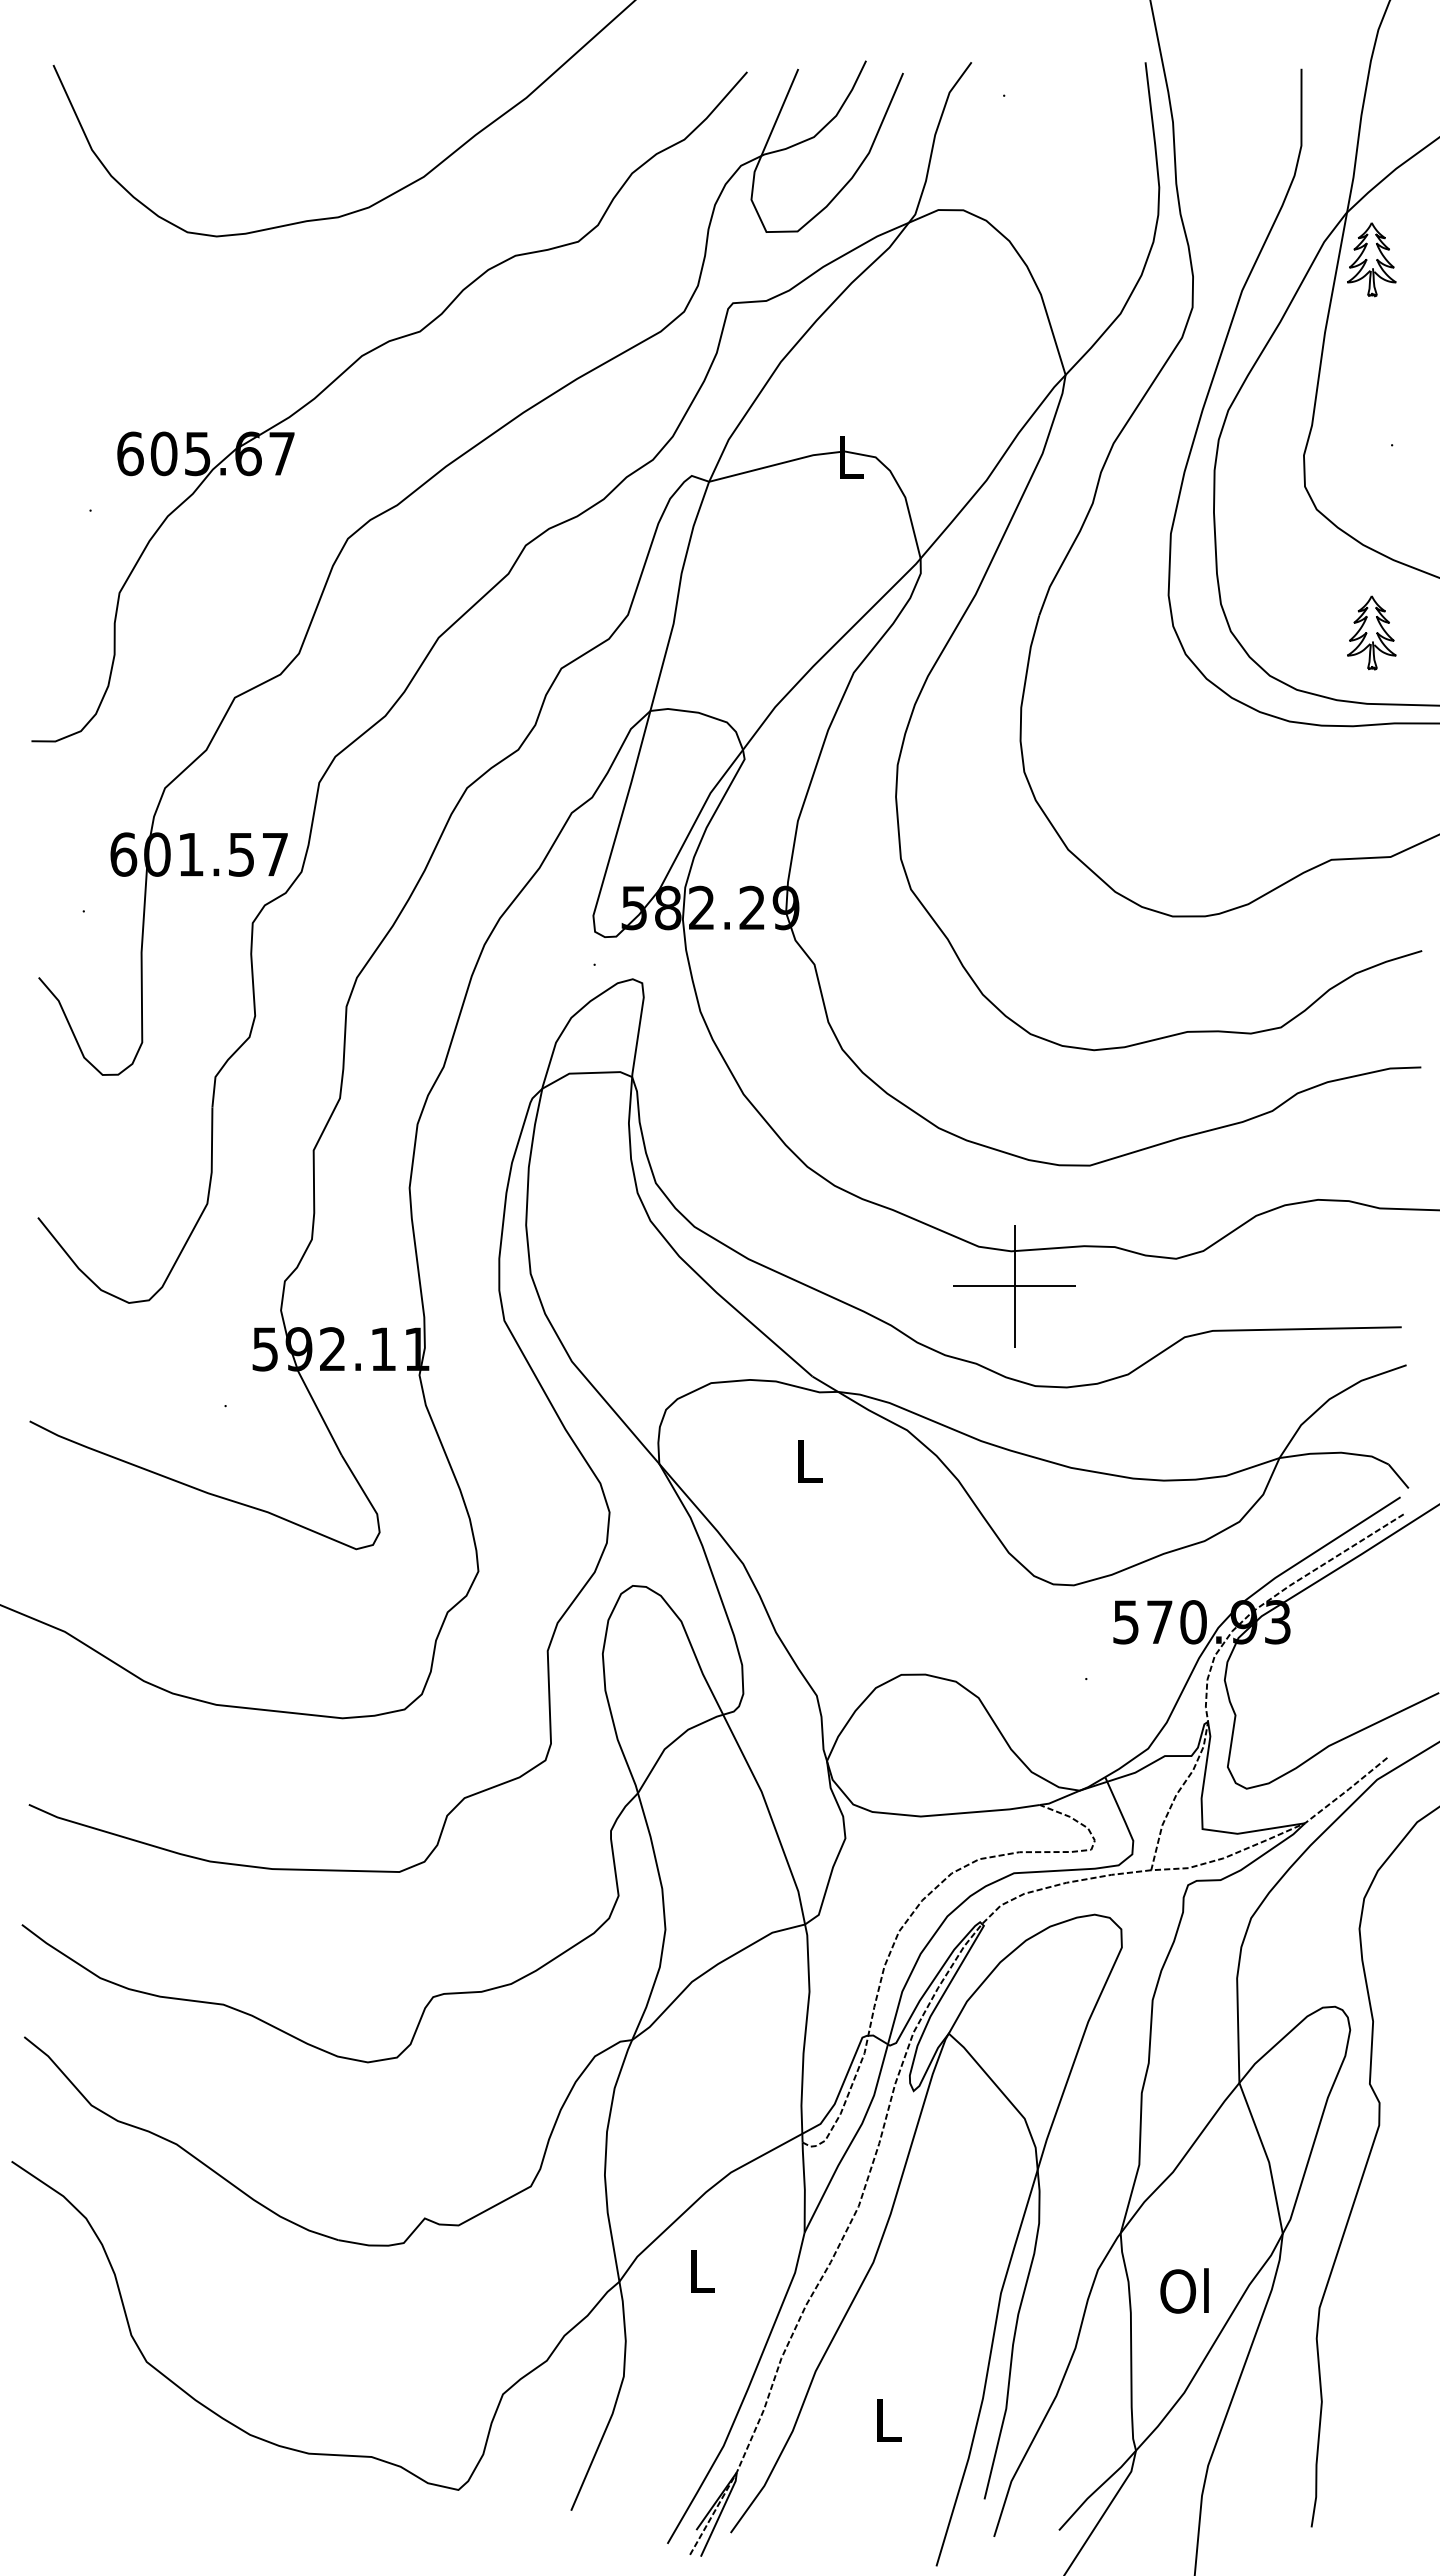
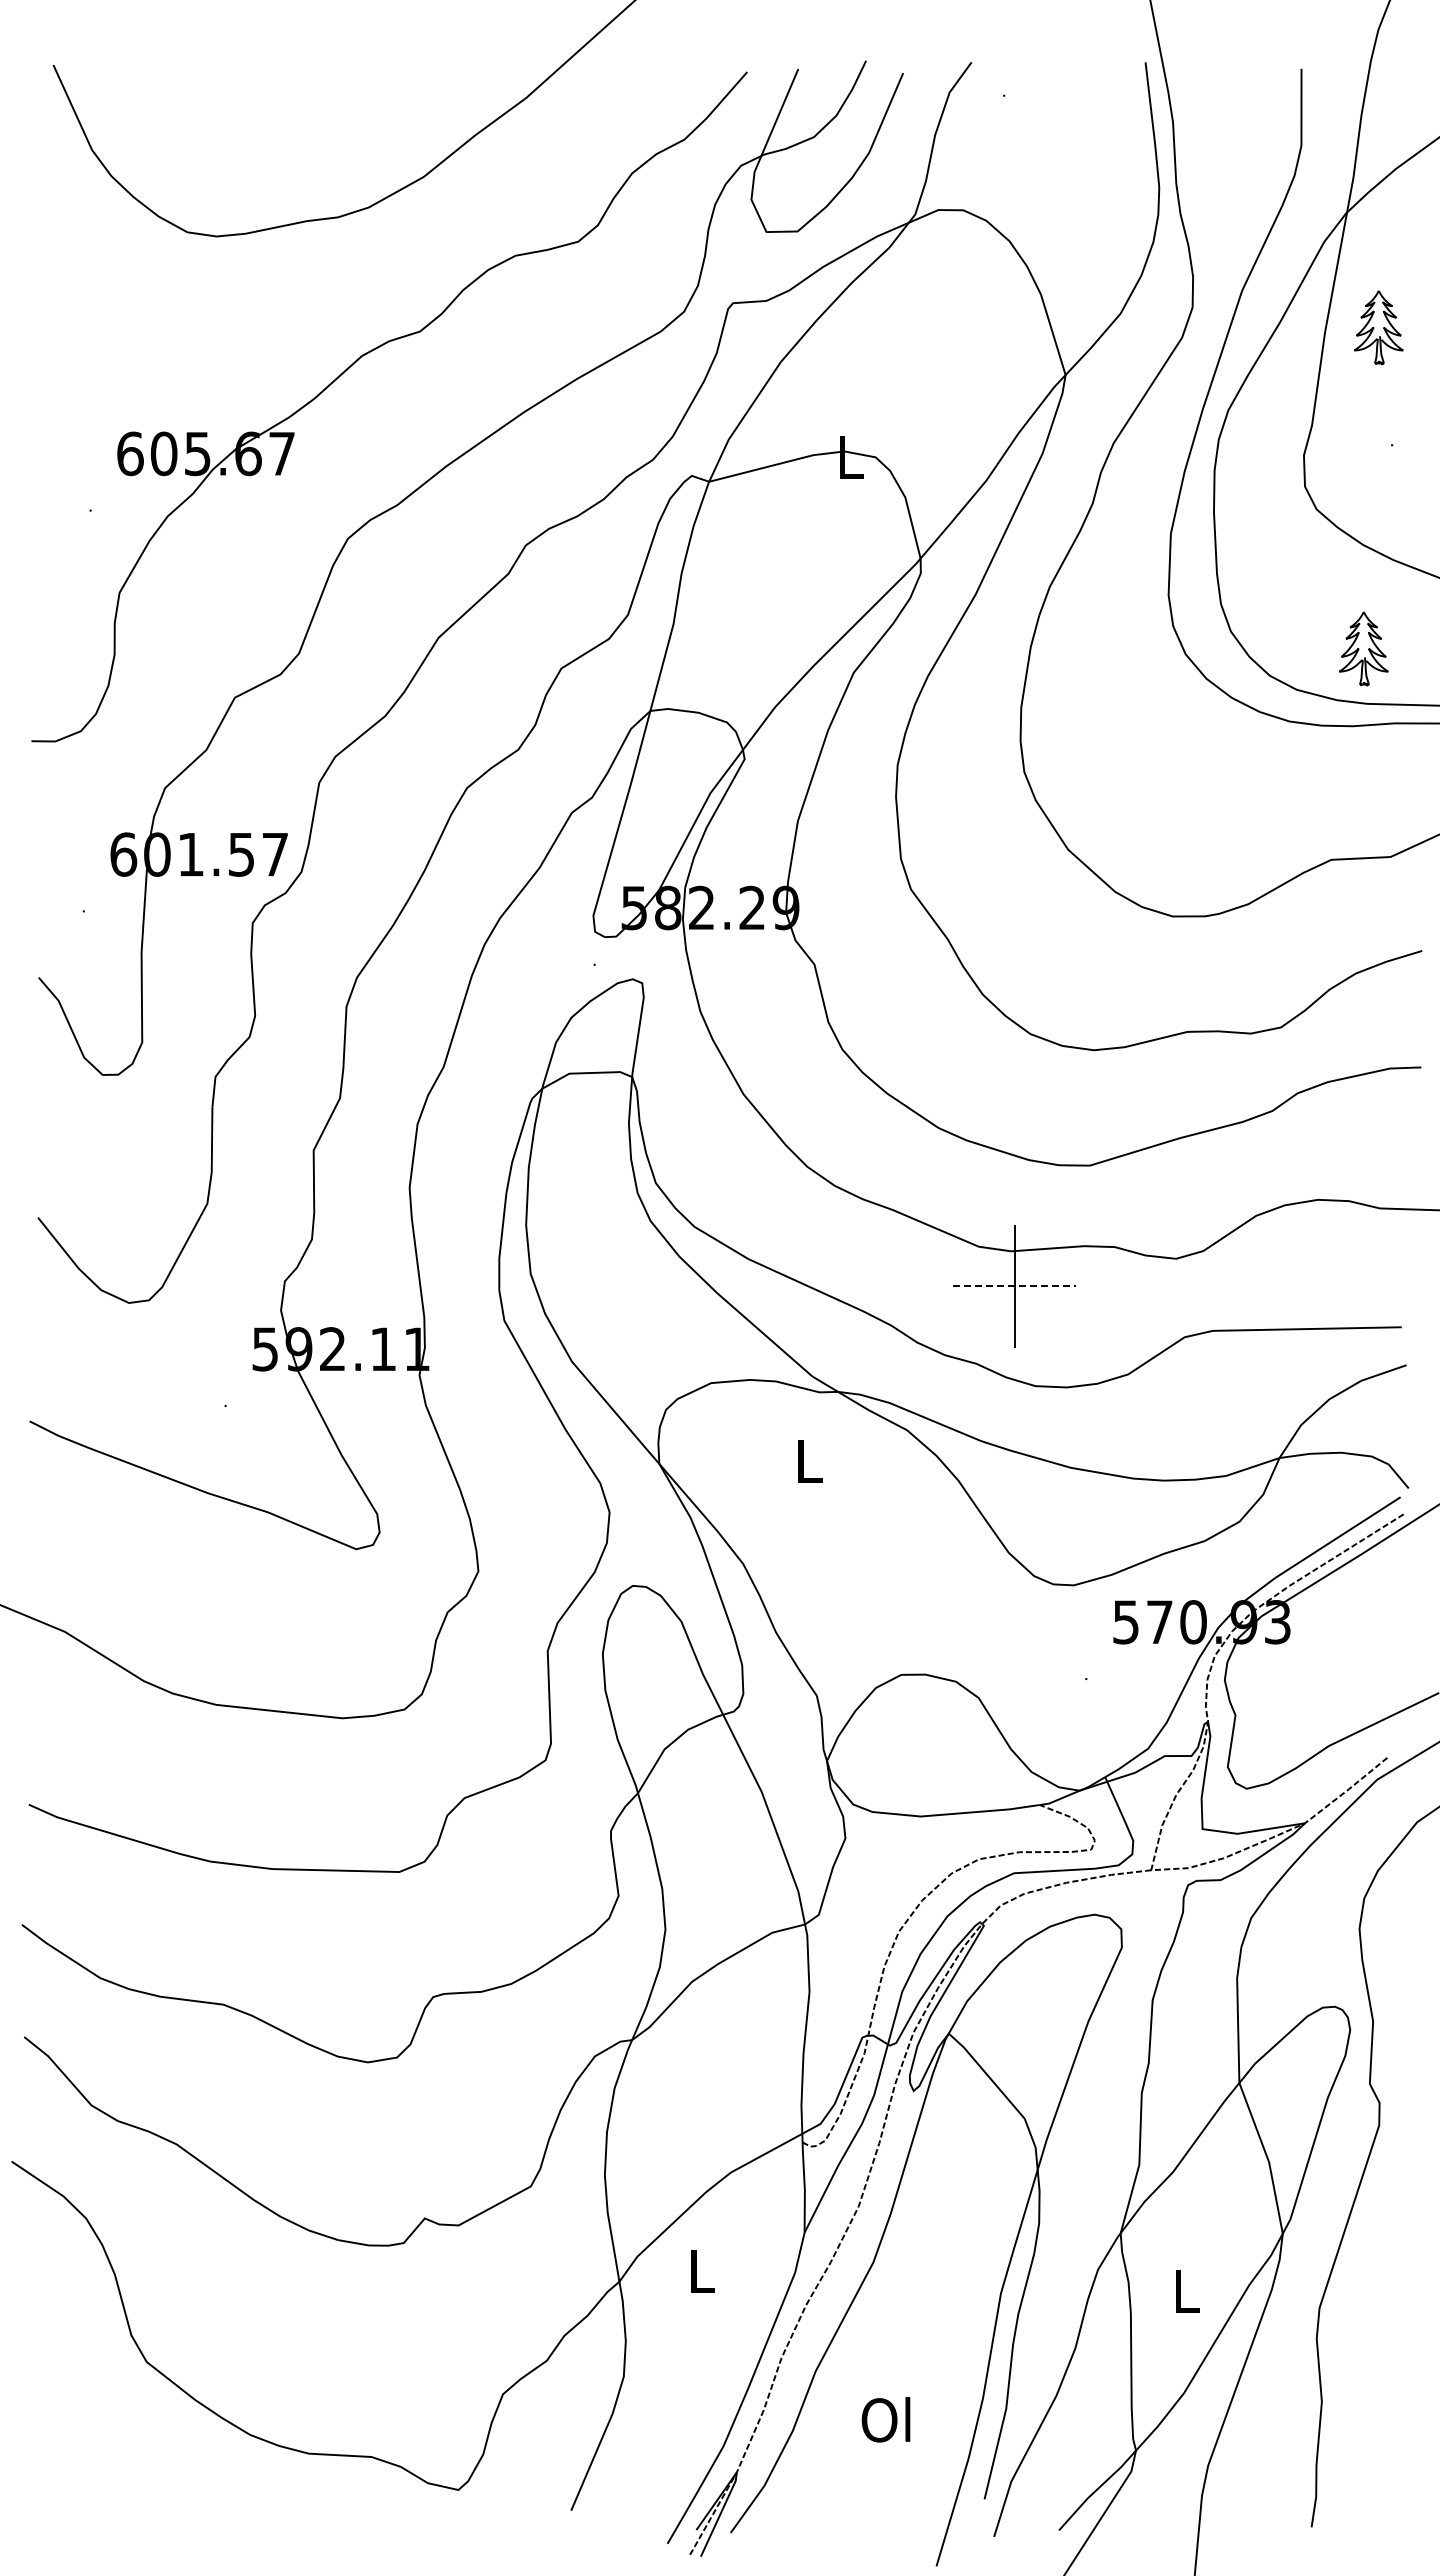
part position: (1371, 259) -> (1378, 327) (1378, 327)
part position: (1371, 632) -> (1363, 648) (1363, 648)
line: solid -> dashed (1015, 1286)
text: Ol -> L (1184, 2290)
text: L -> Ol (885, 2419)
